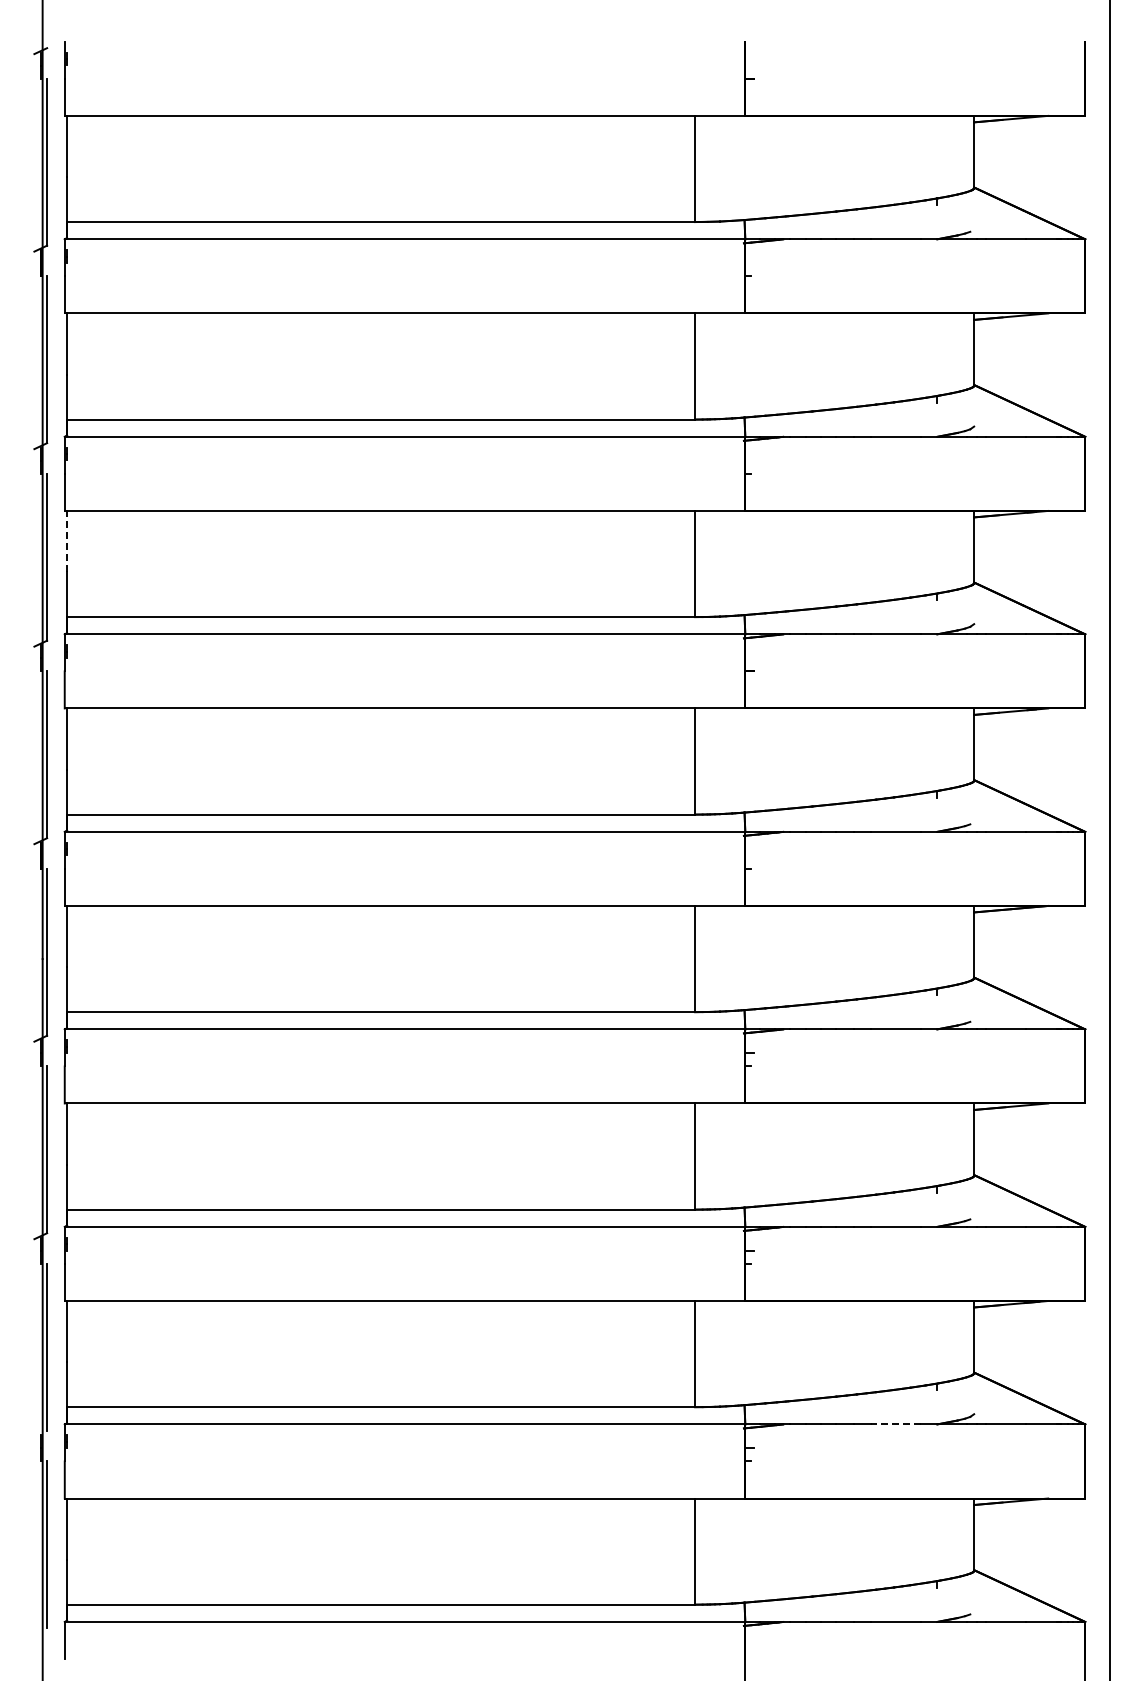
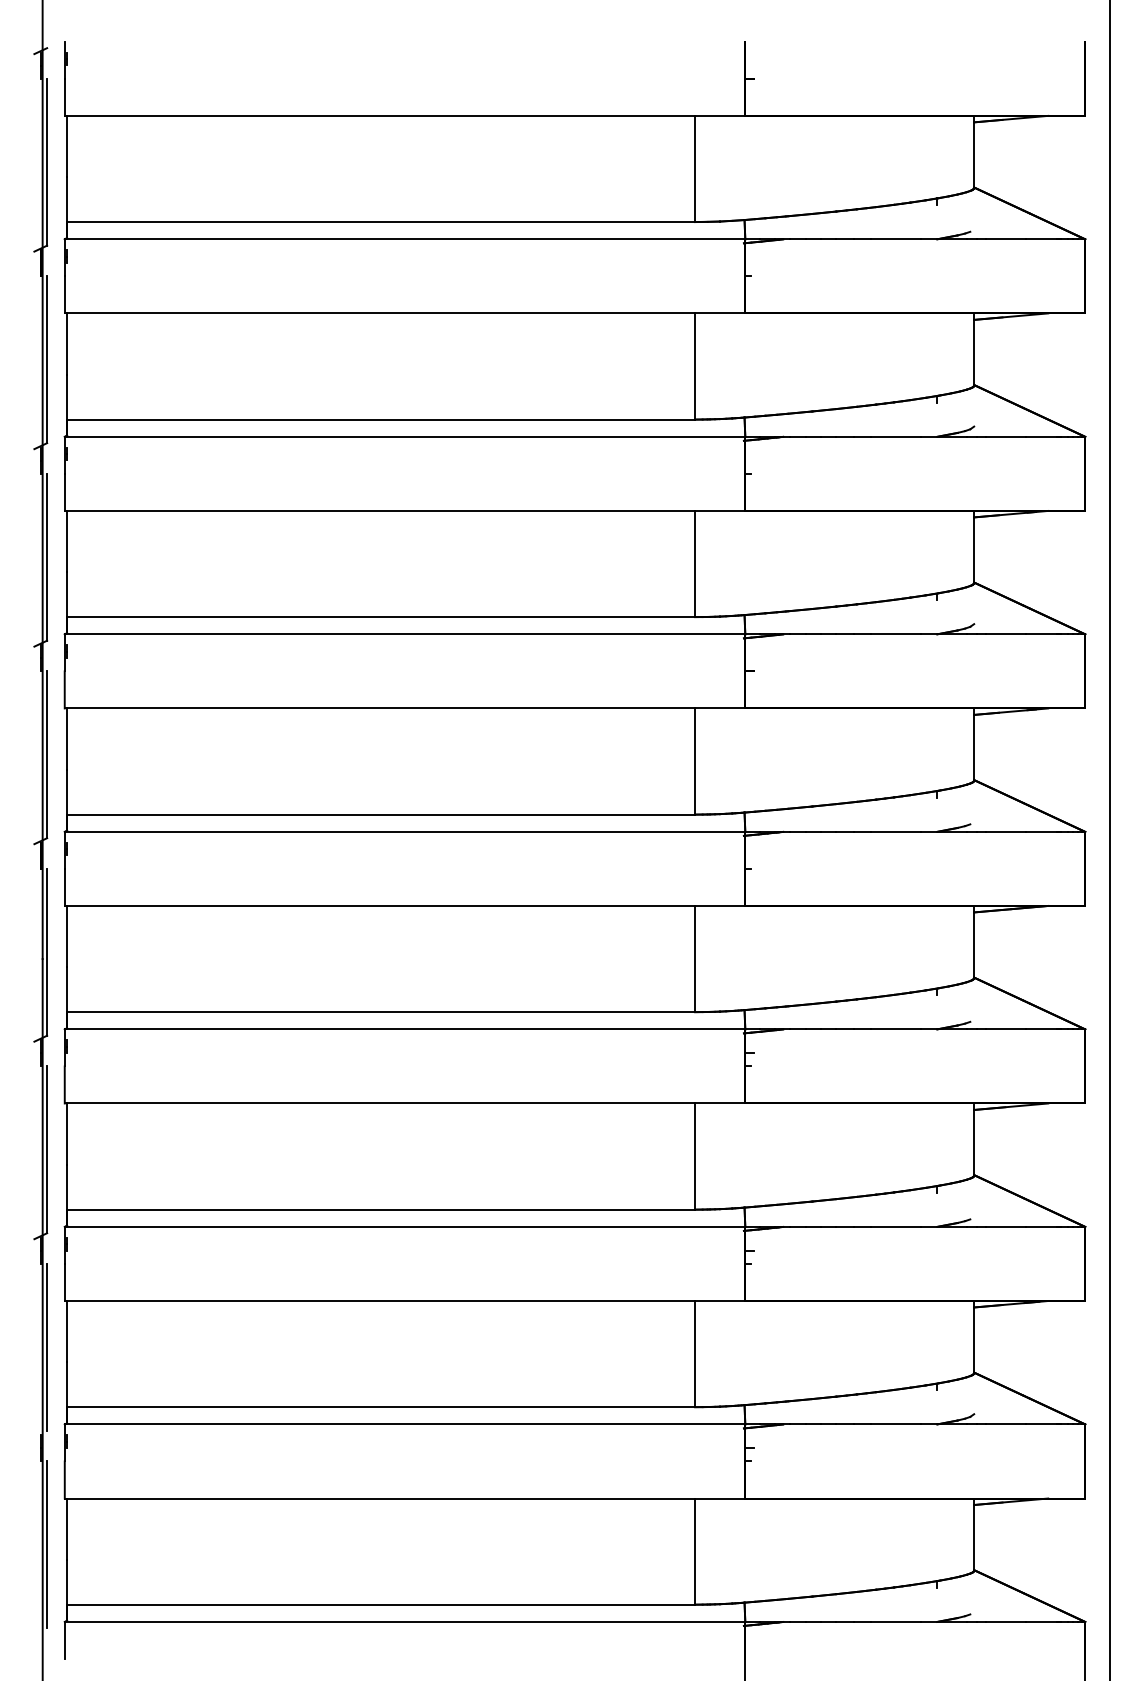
line: dashed -> solid (67, 541)
line: dashed -> solid (895, 1424)
